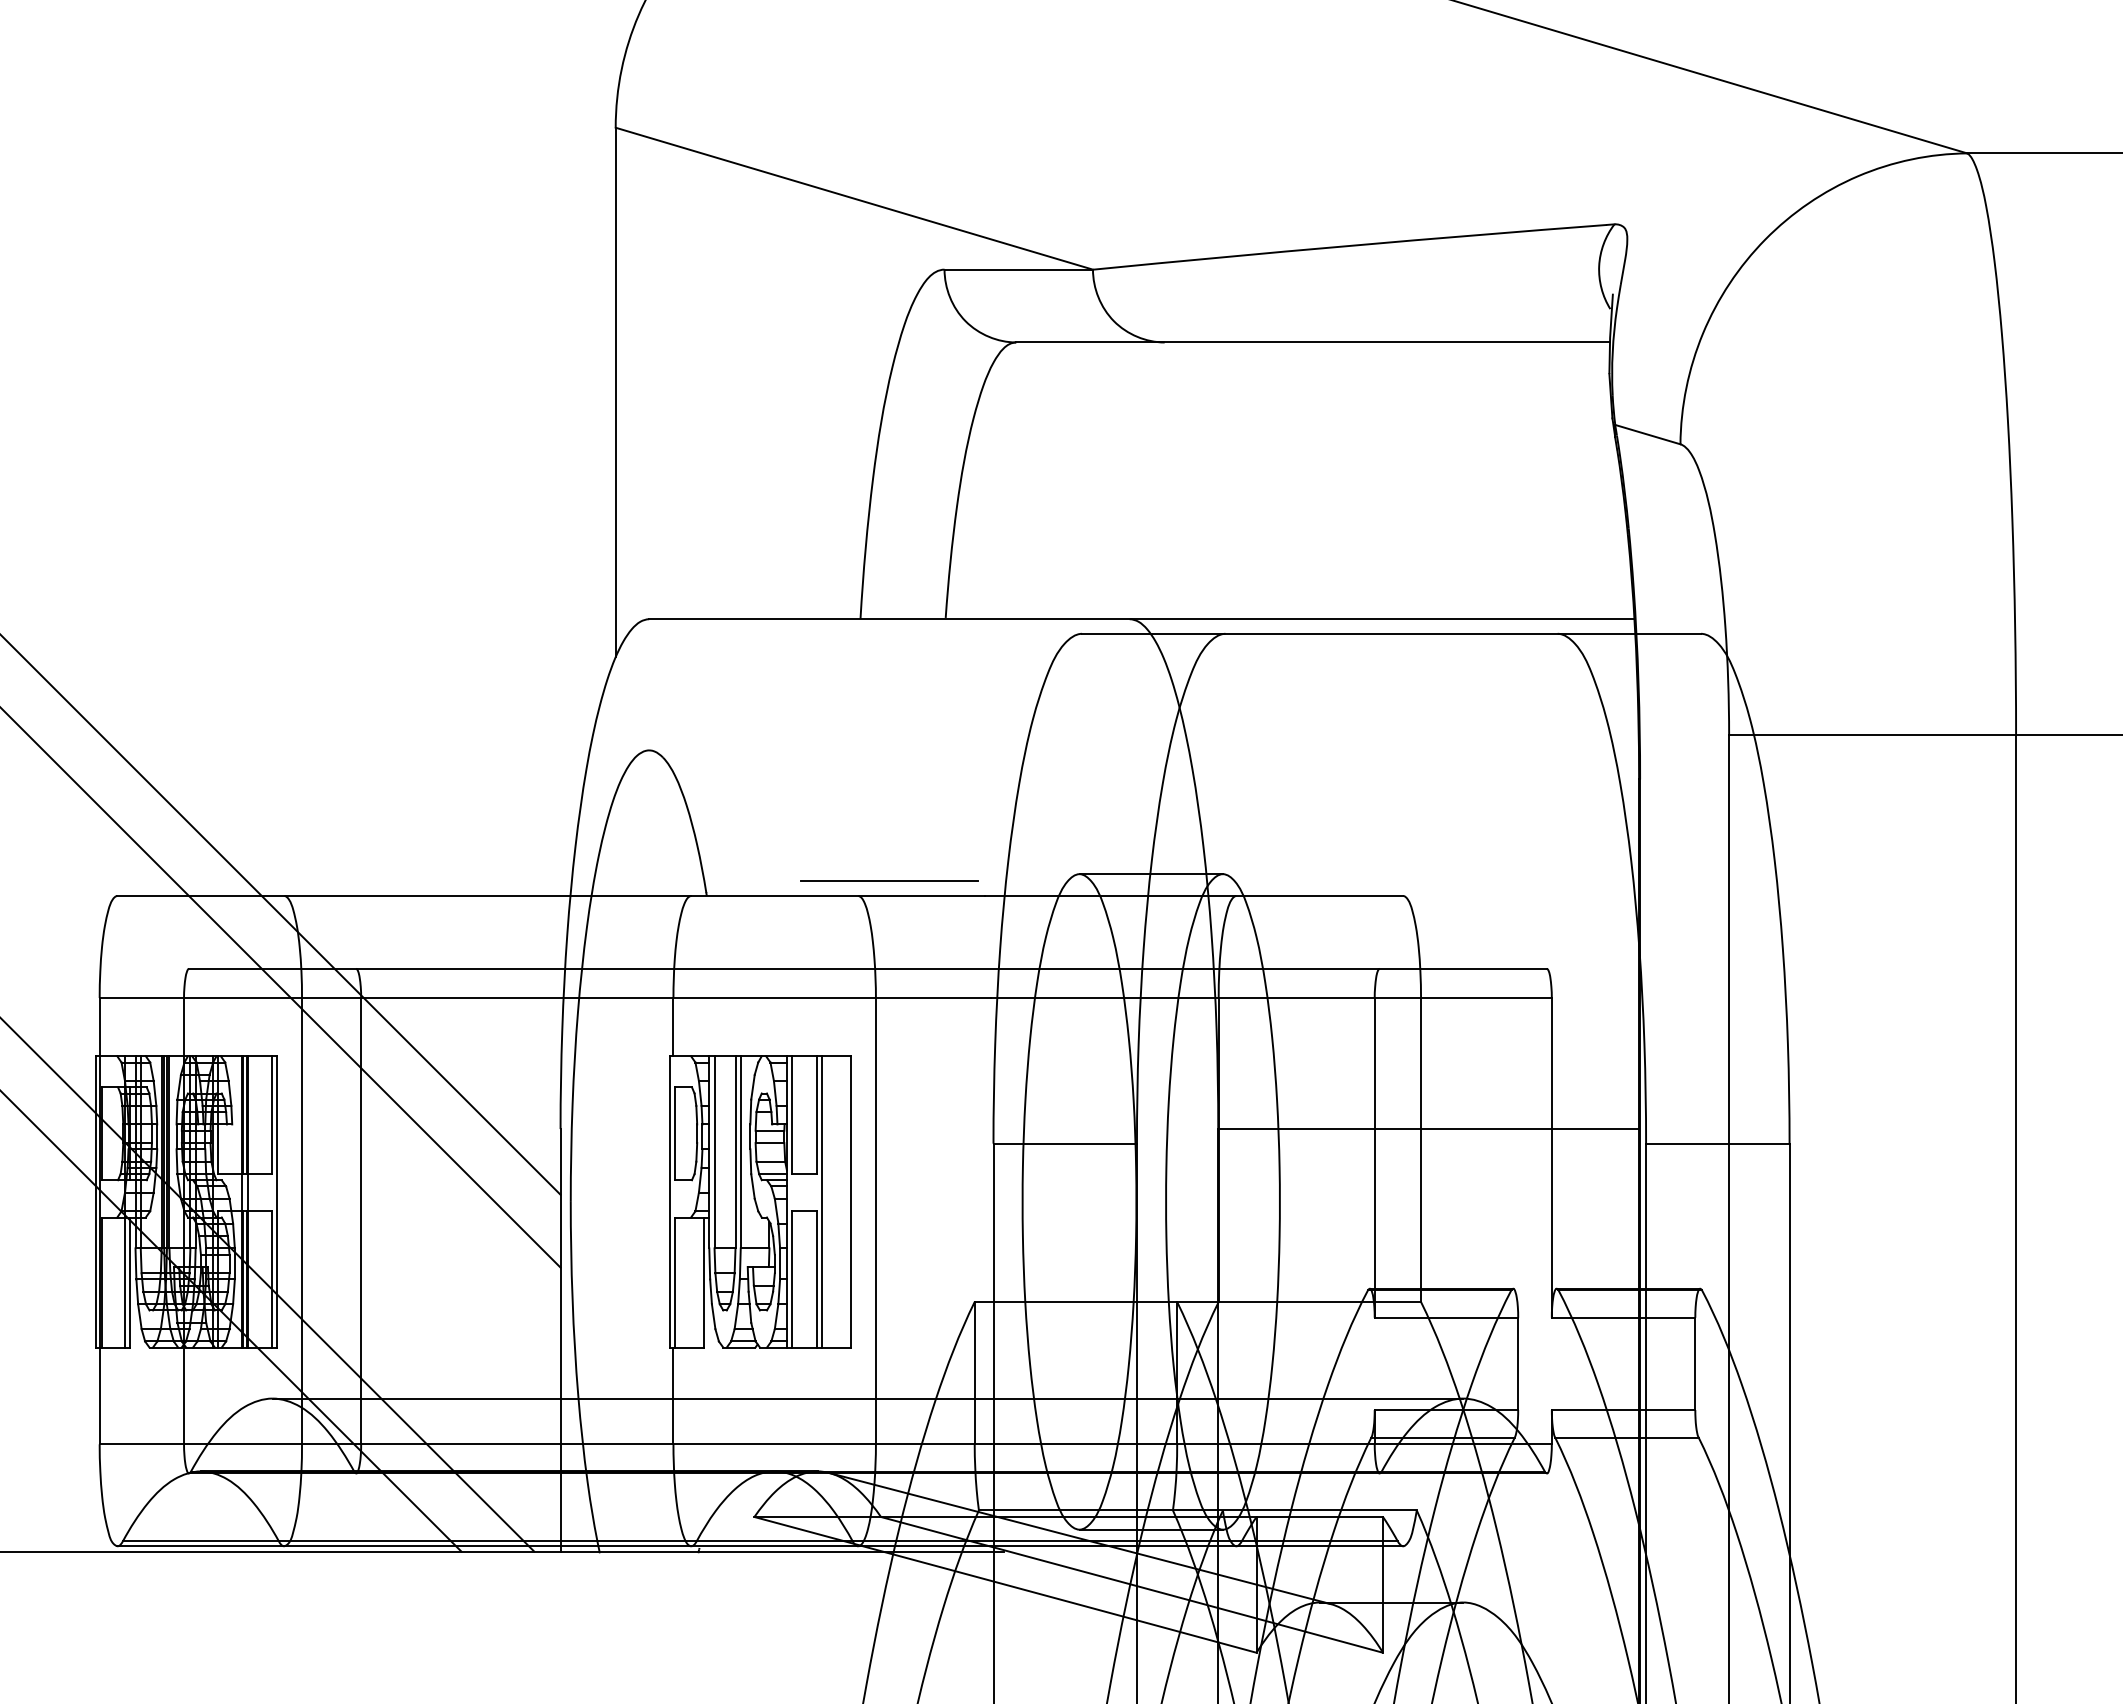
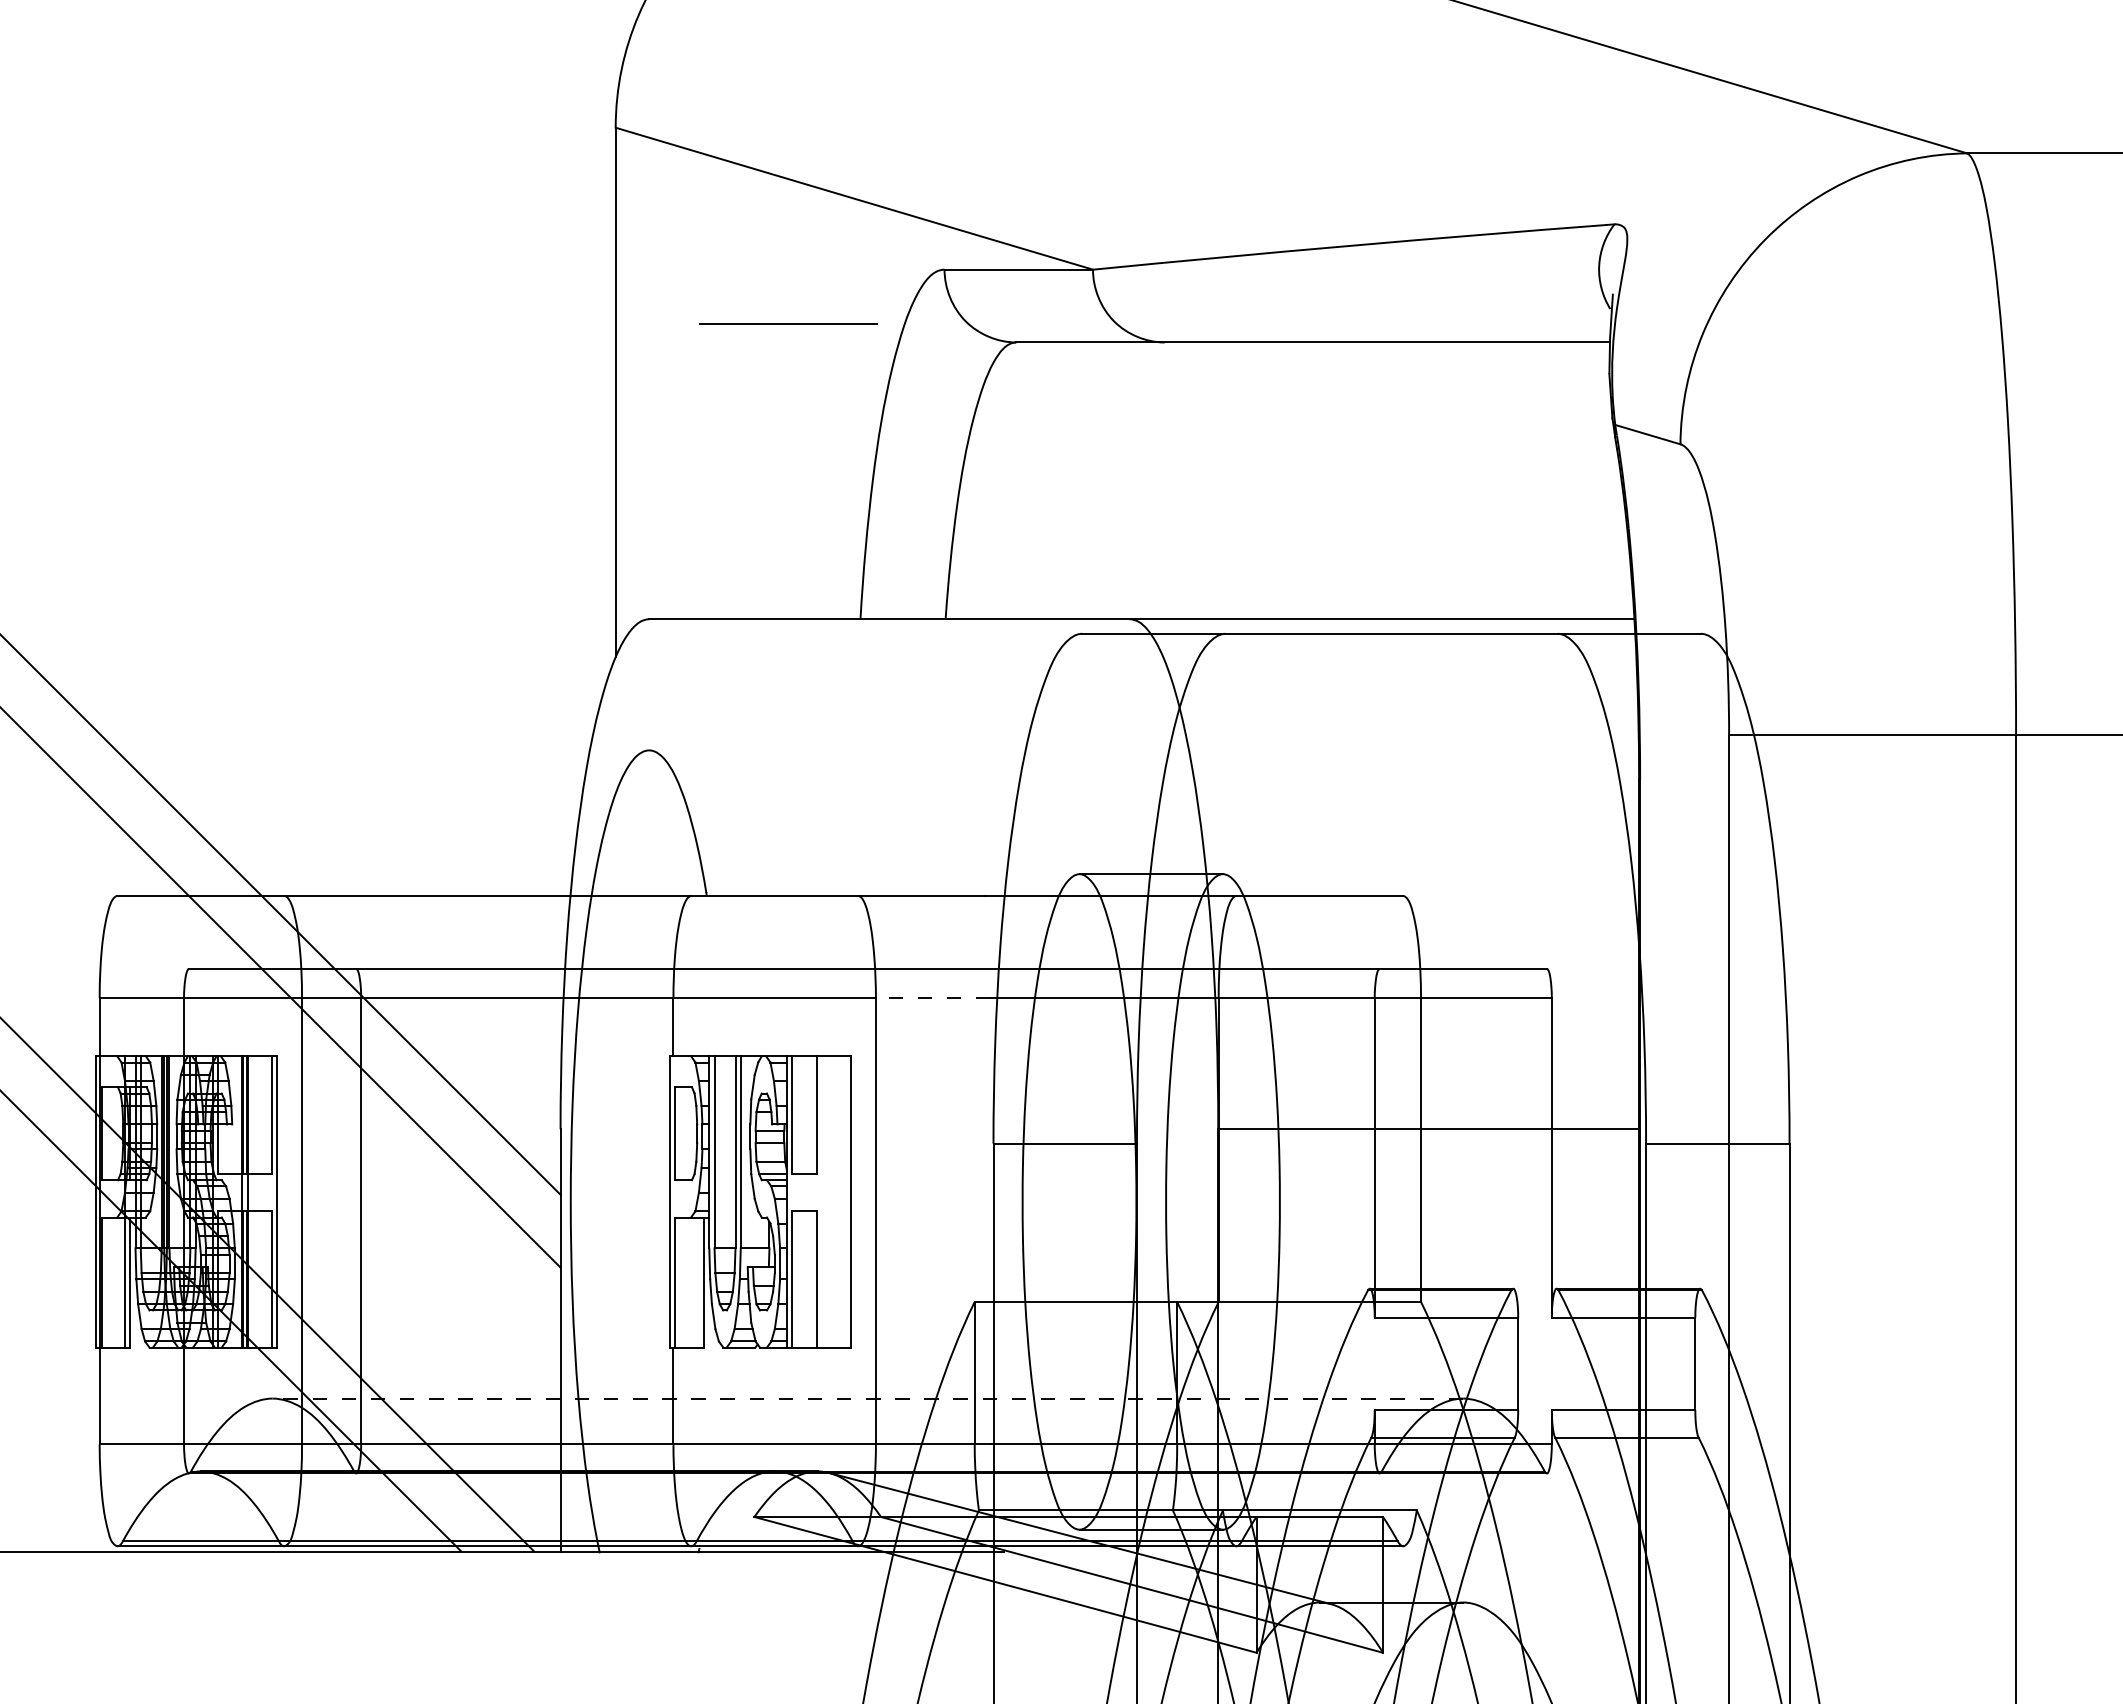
line position: (889, 880) -> (788, 323) (788, 323)
line: solid -> dashed (932, 997)
line: present -> none (821, 1201)
line: solid -> dashed (867, 1398)
